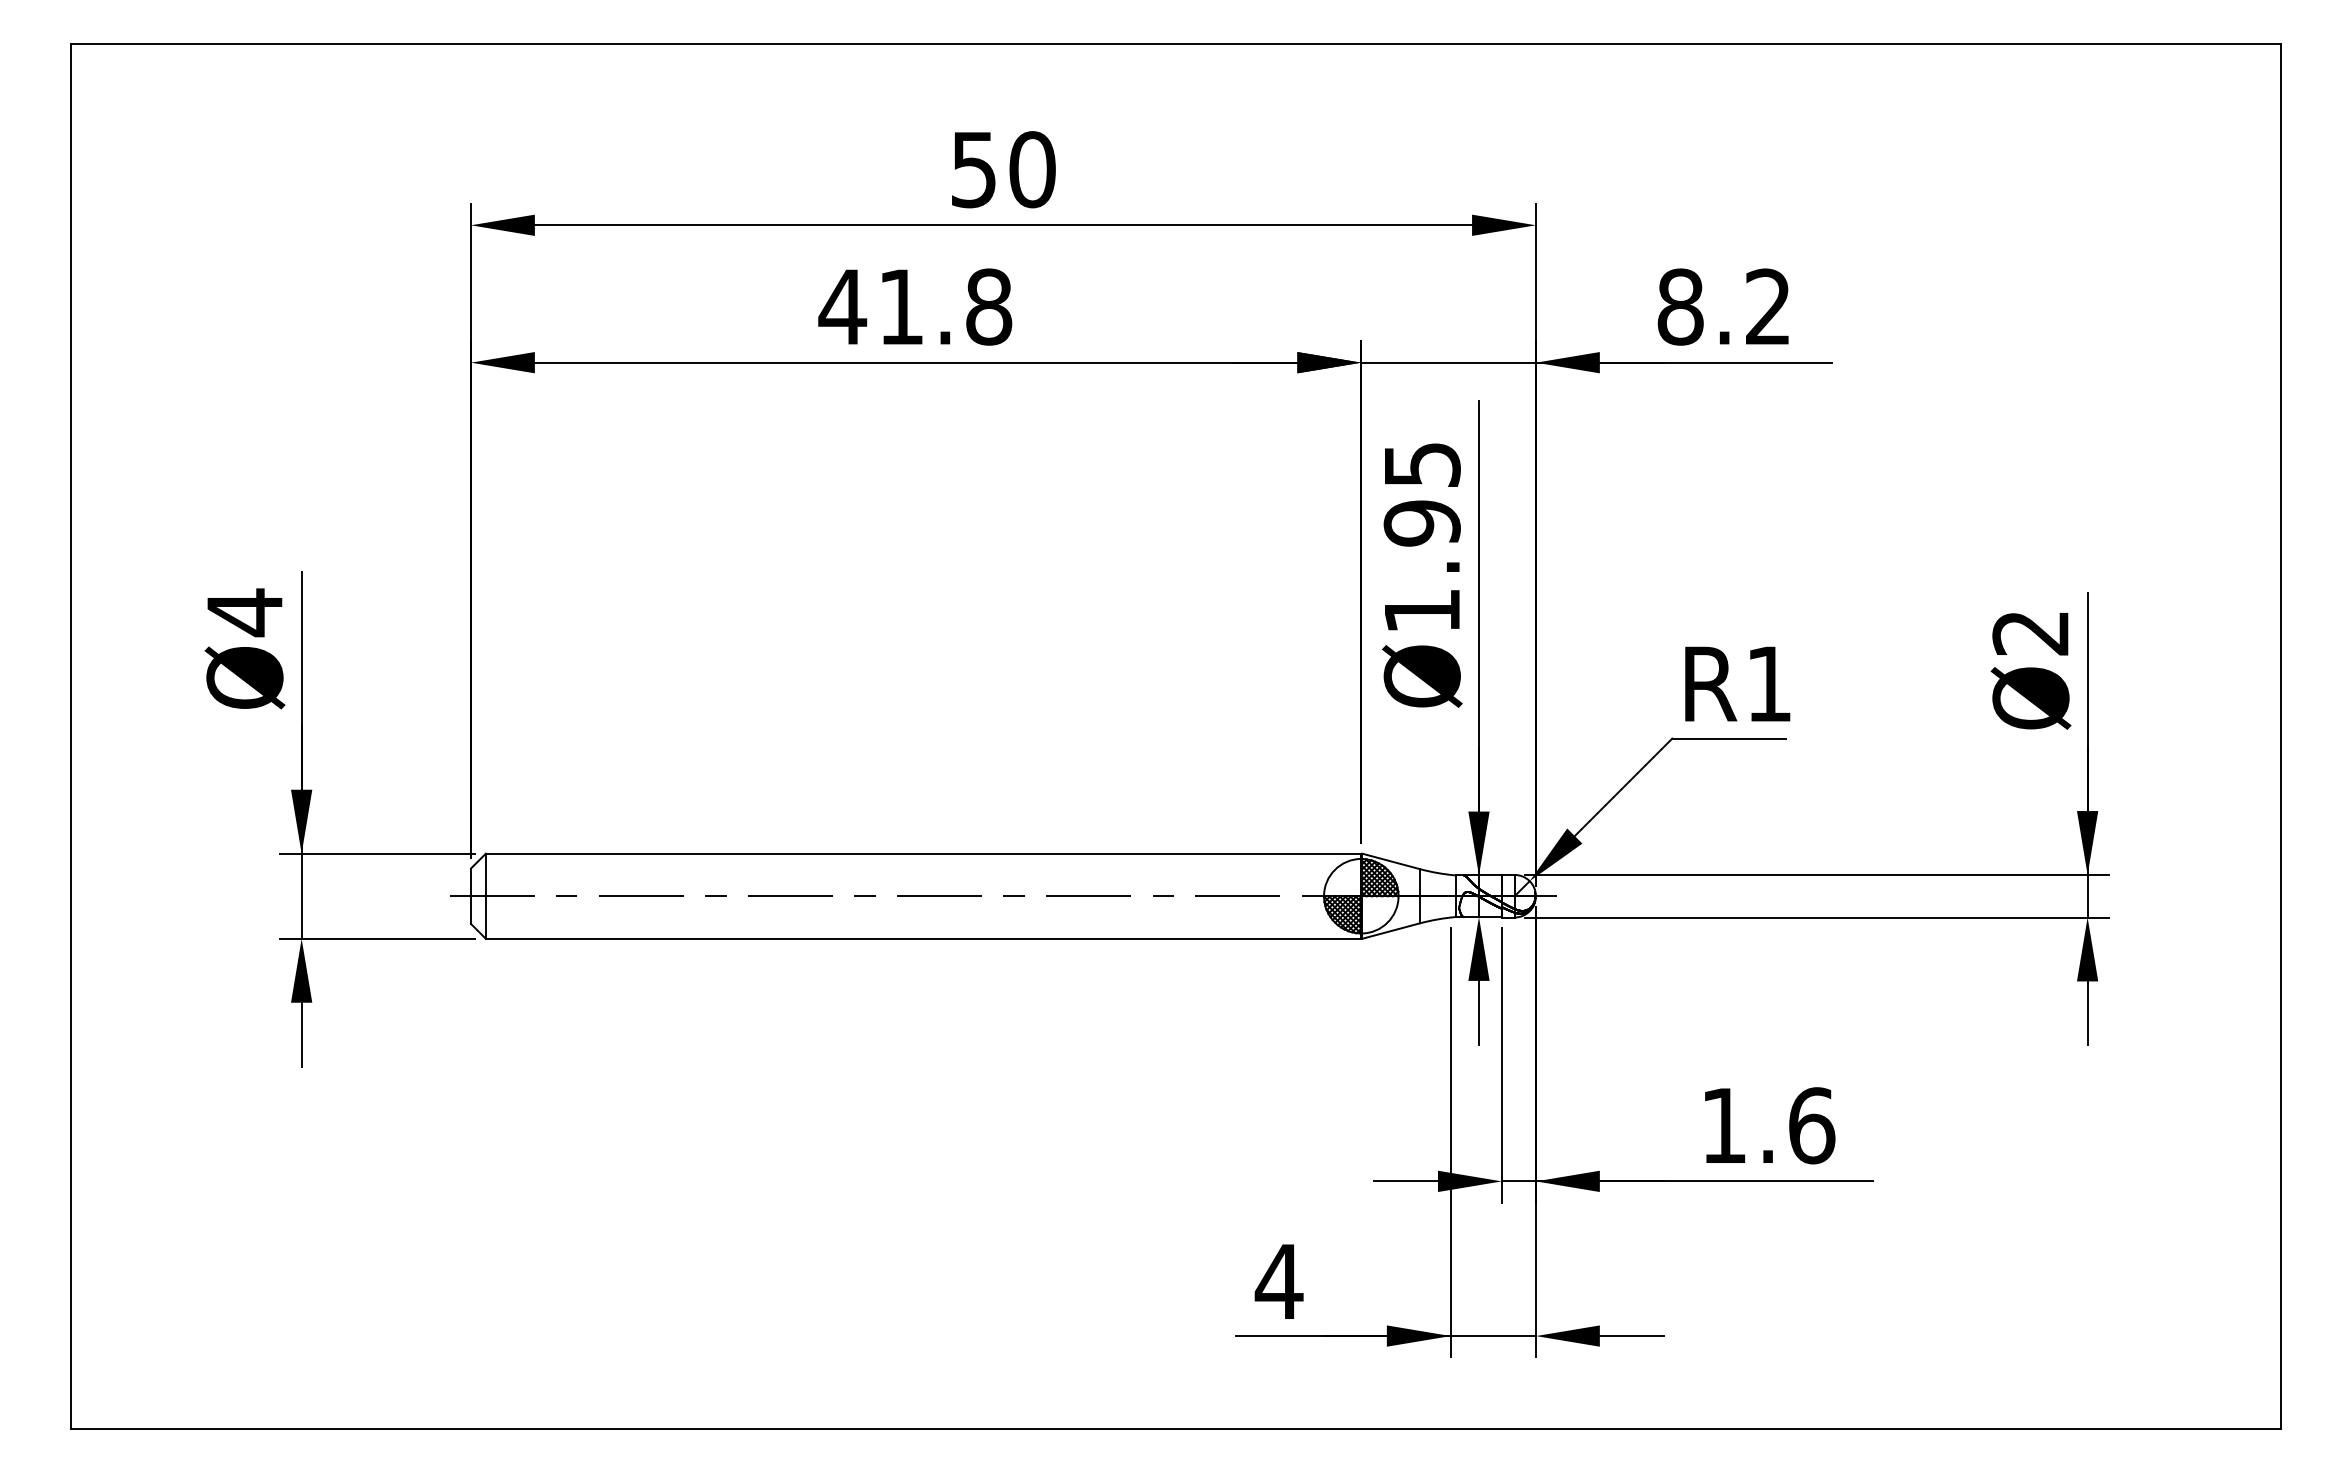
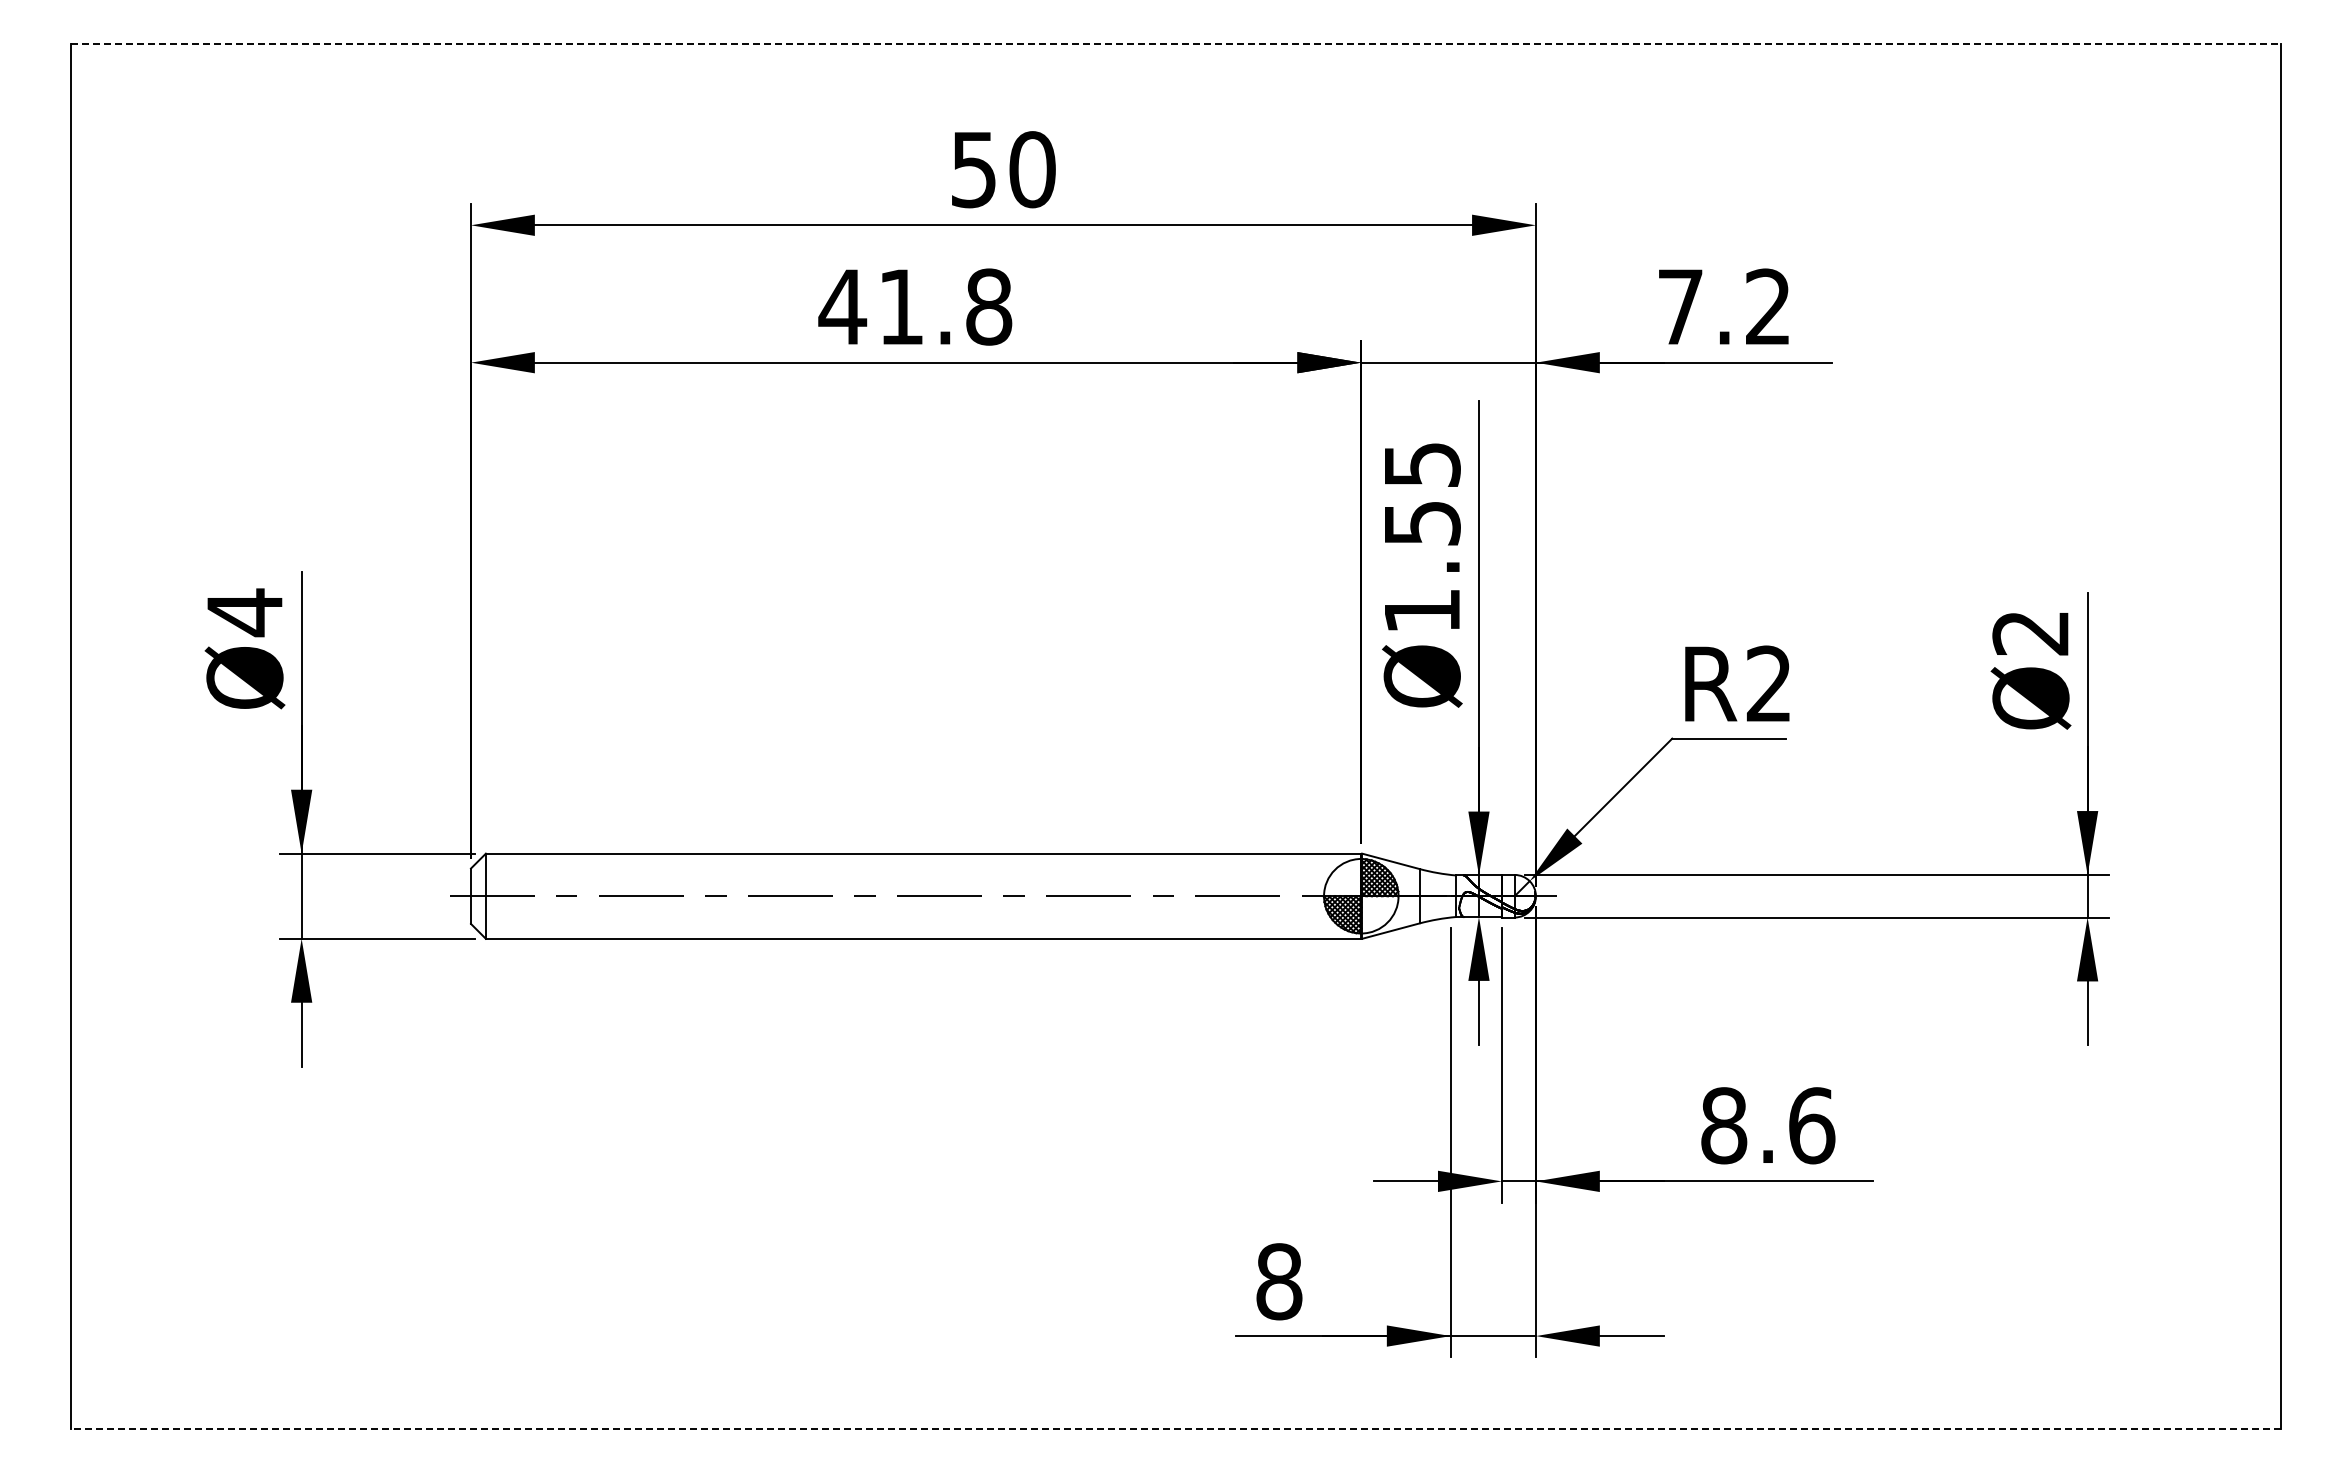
line: solid -> dashed (1176, 44)
text: 8.2 -> 7.2 (1680, 306)
text: Ø1.95 -> Ø1.55 (1421, 523)
text: R1 -> R2 (1768, 683)
text: 1.6 -> 8.6 (1724, 1125)
text: 4 -> 8 (1278, 1281)
line: solid -> dashed (1175, 1428)
